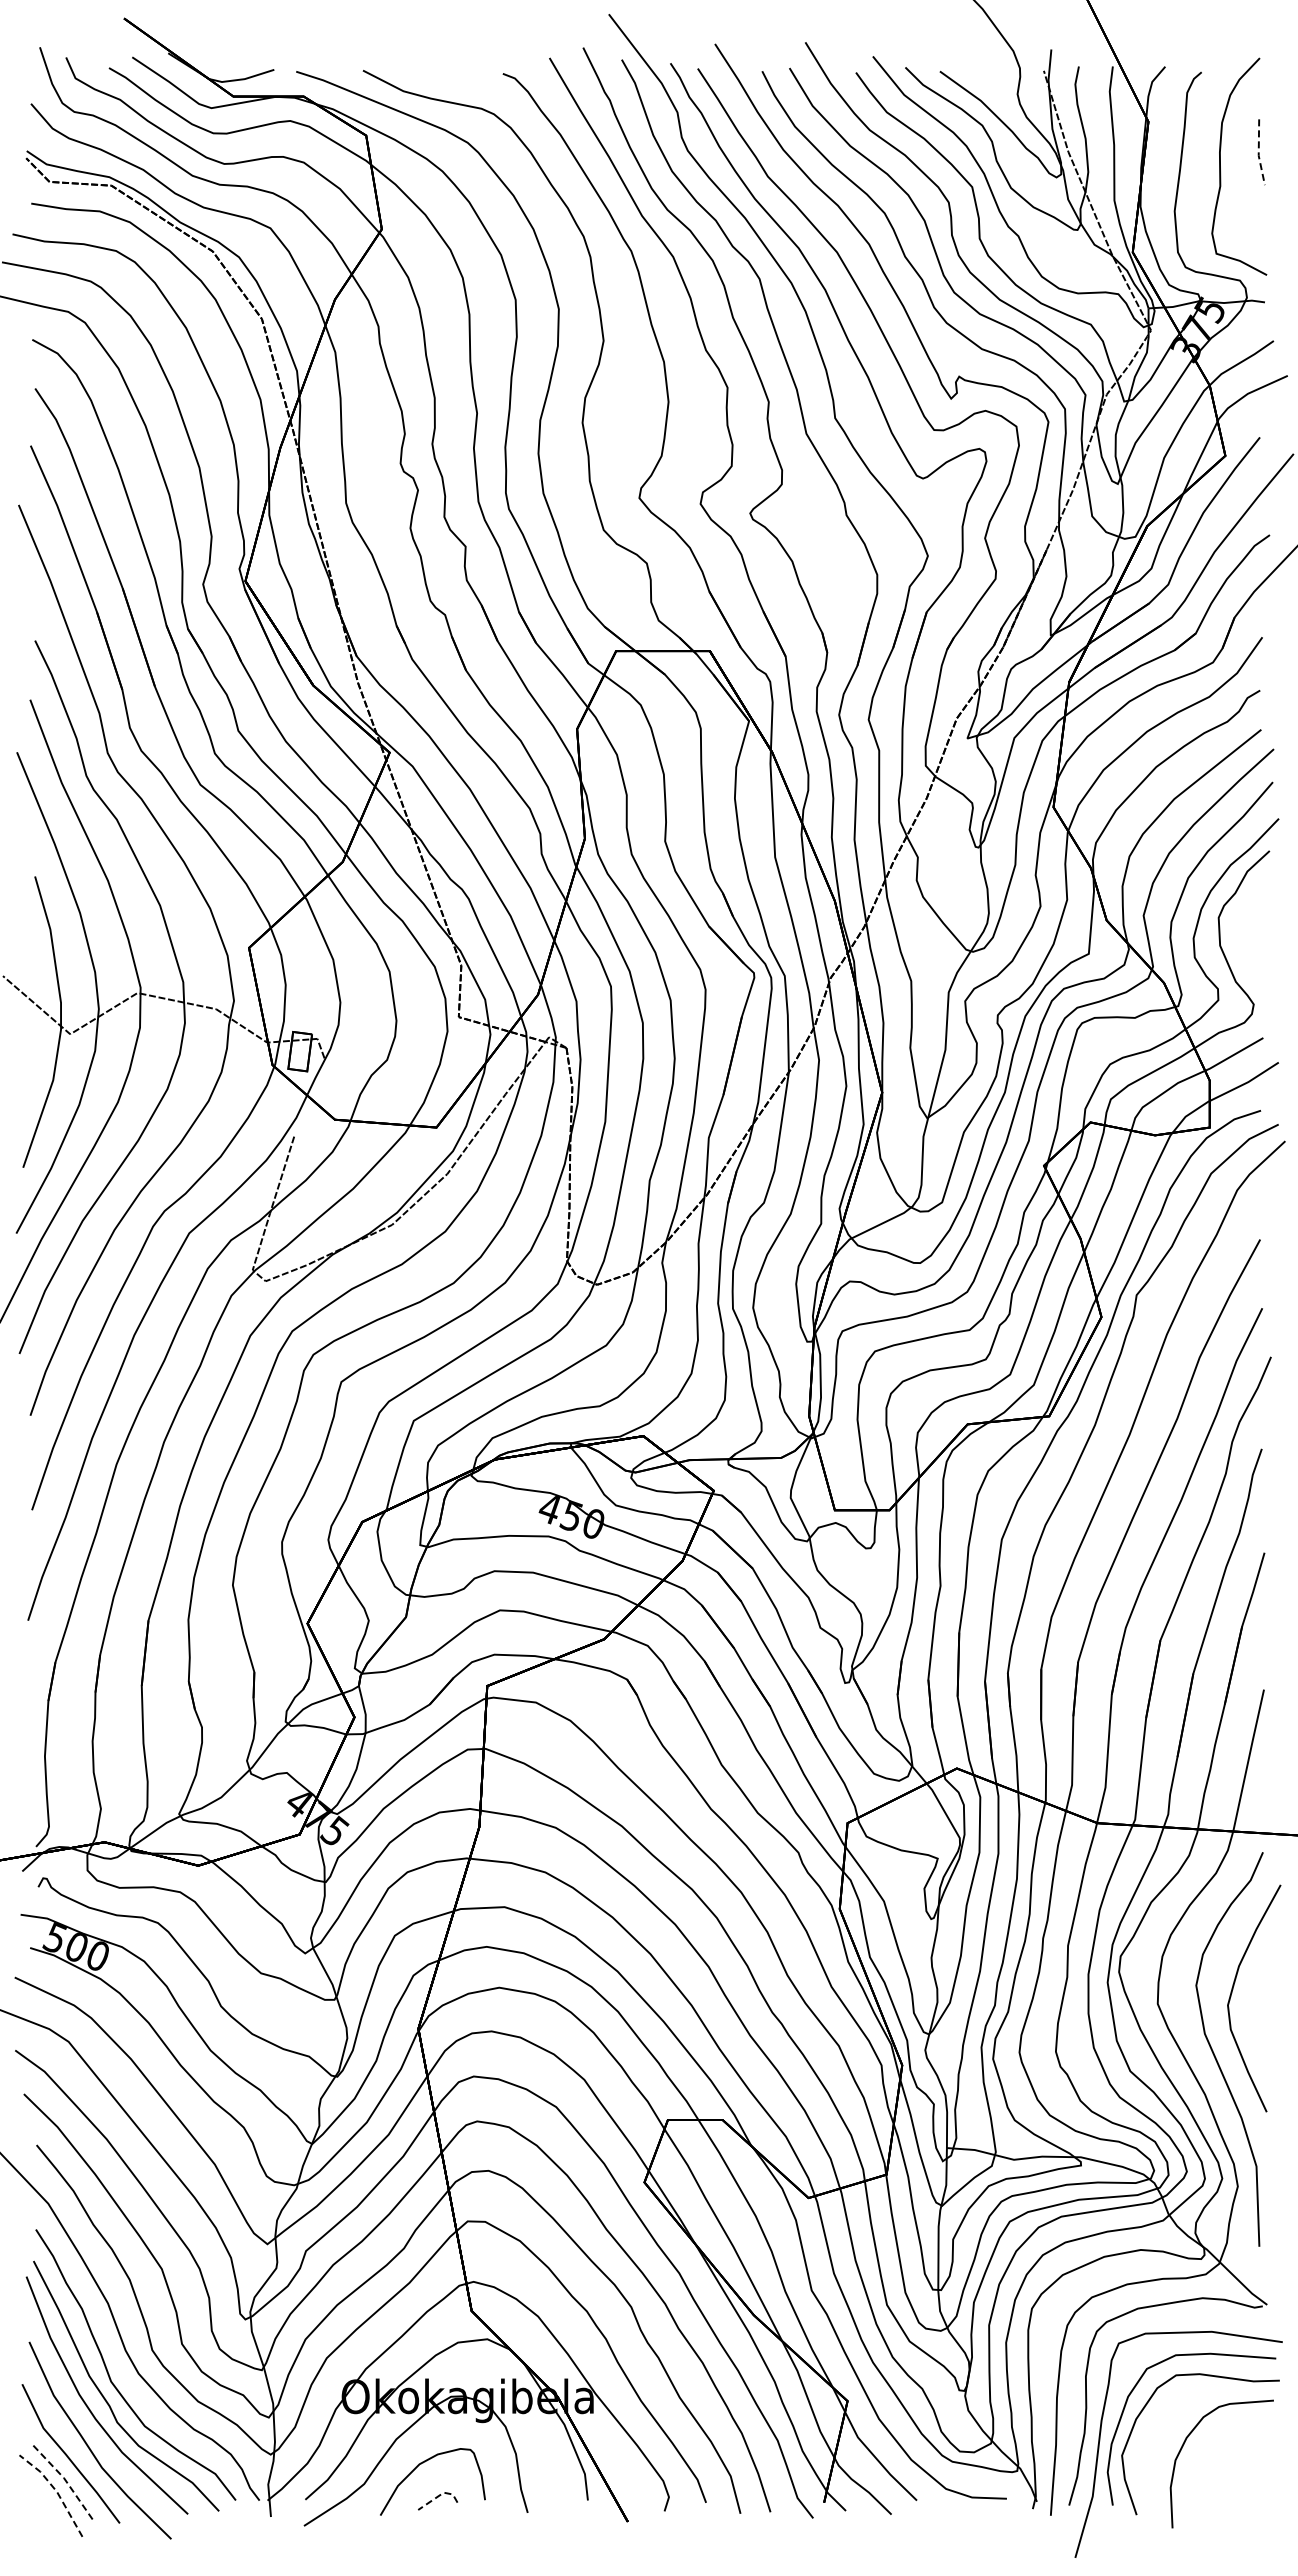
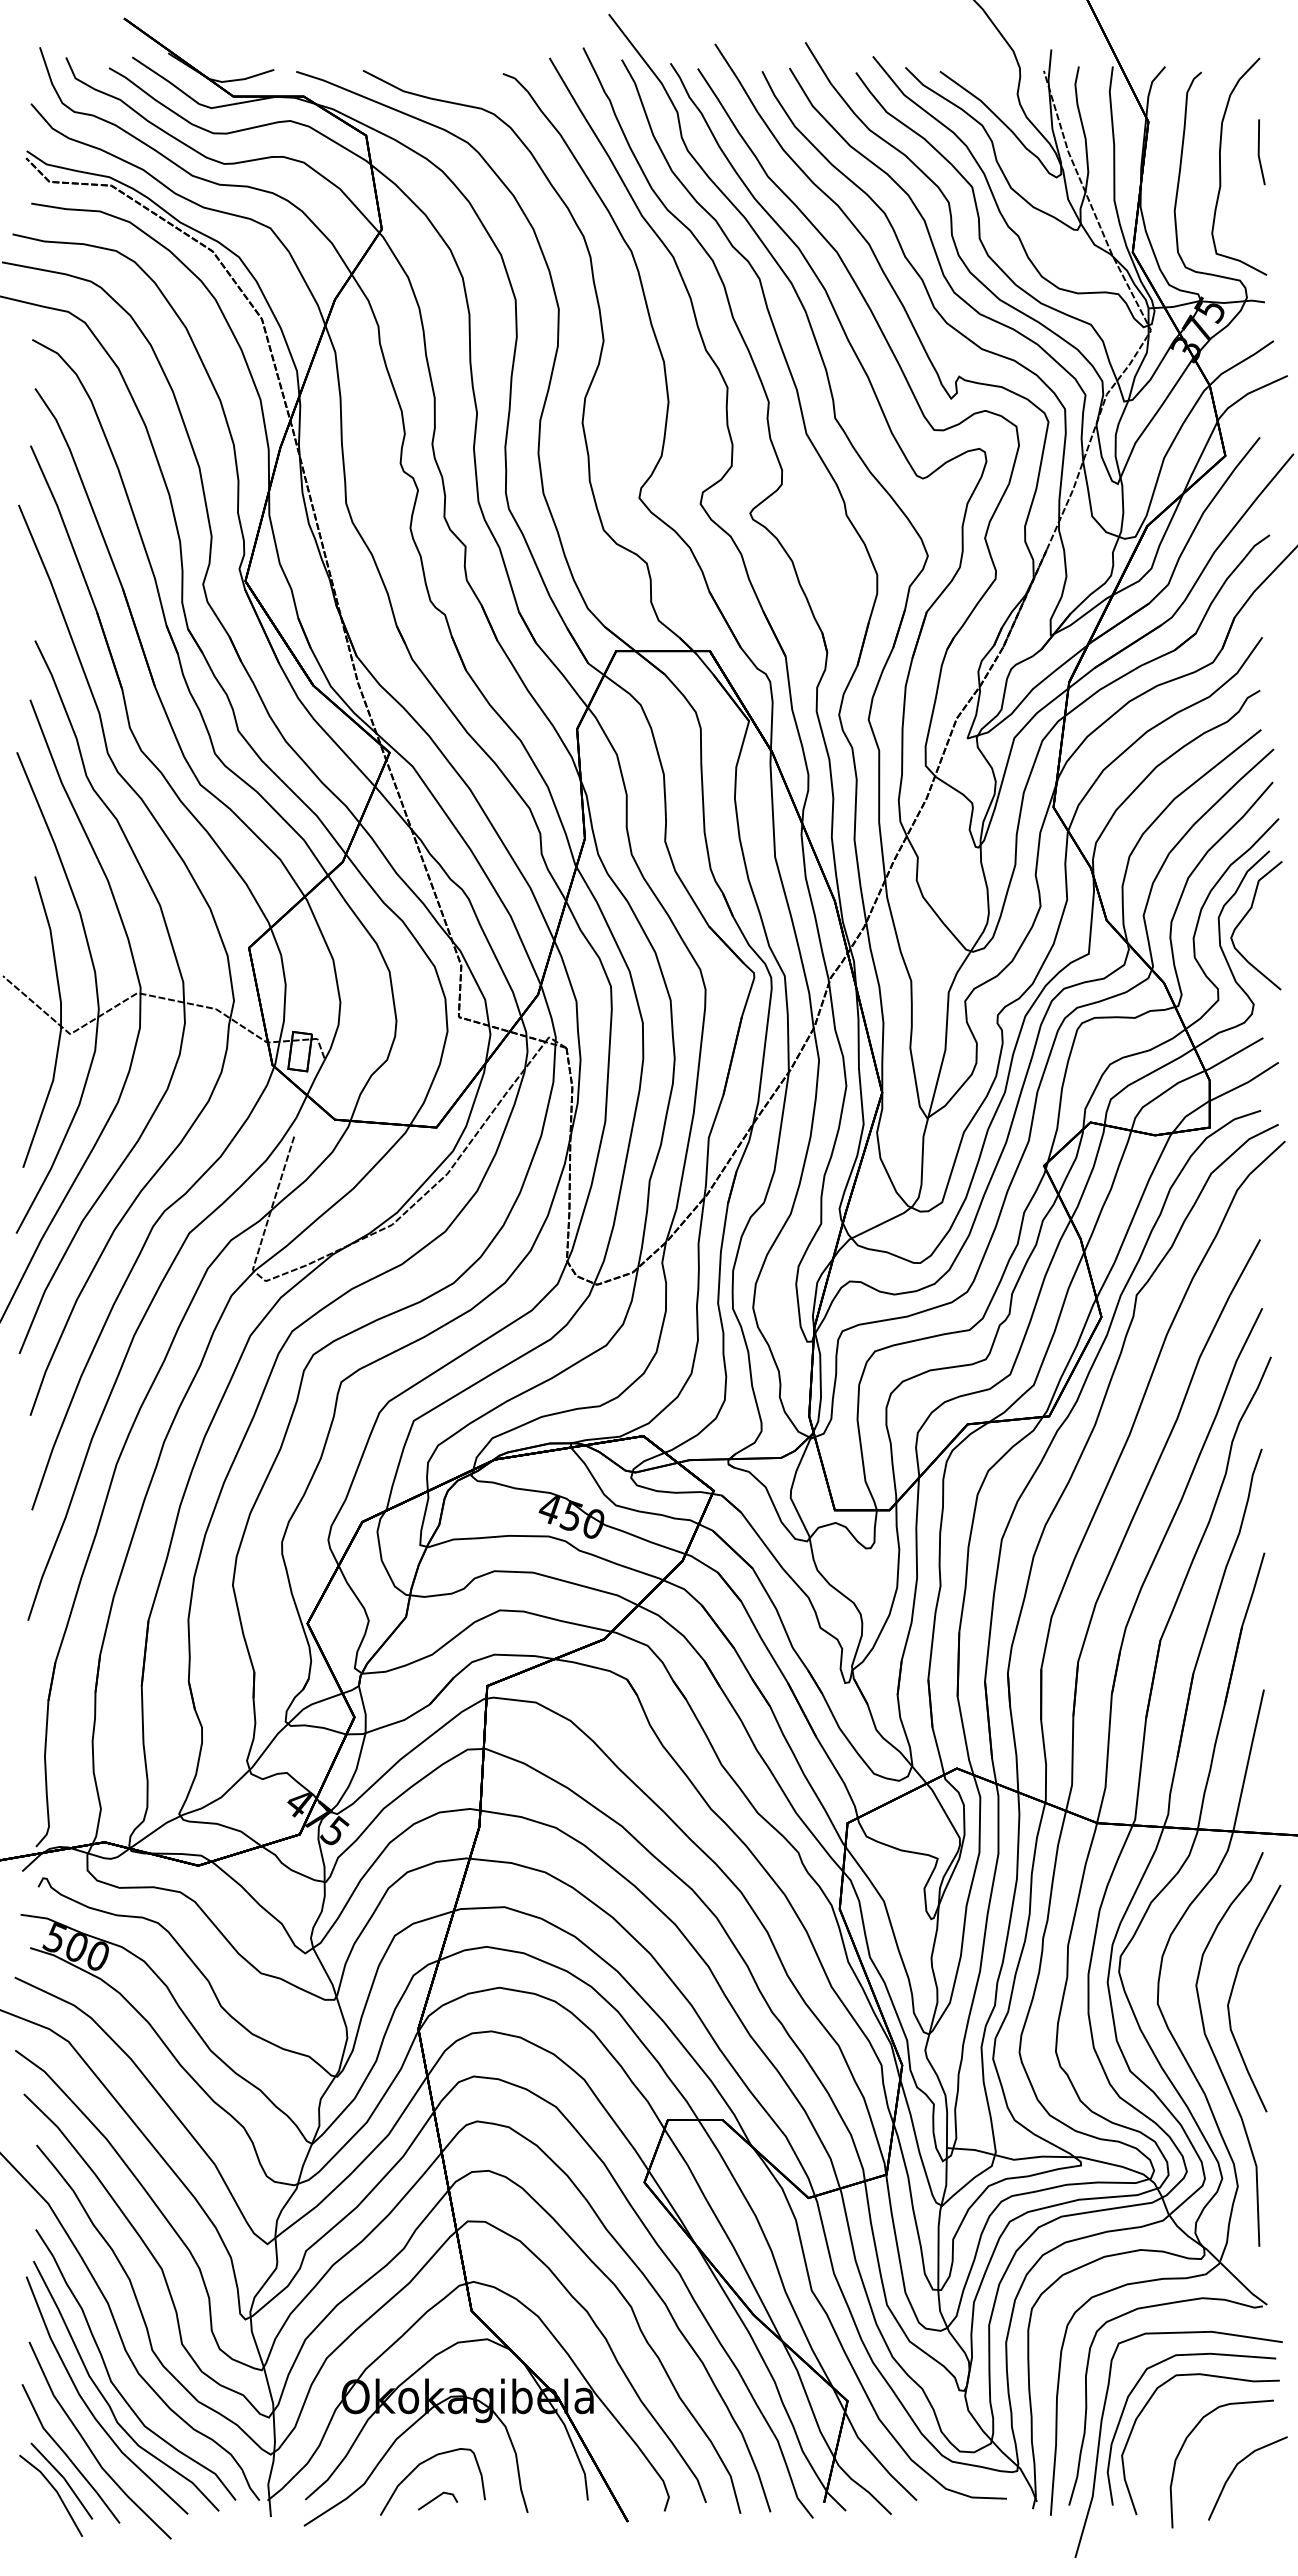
line: dashed -> solid (1258, 153)
curve: none -> present (1245, 917)
line: none -> present (1235, 2469)
line: dashed -> solid (64, 2478)
line: dashed -> solid (56, 2491)
line: dashed -> solid (439, 2495)
